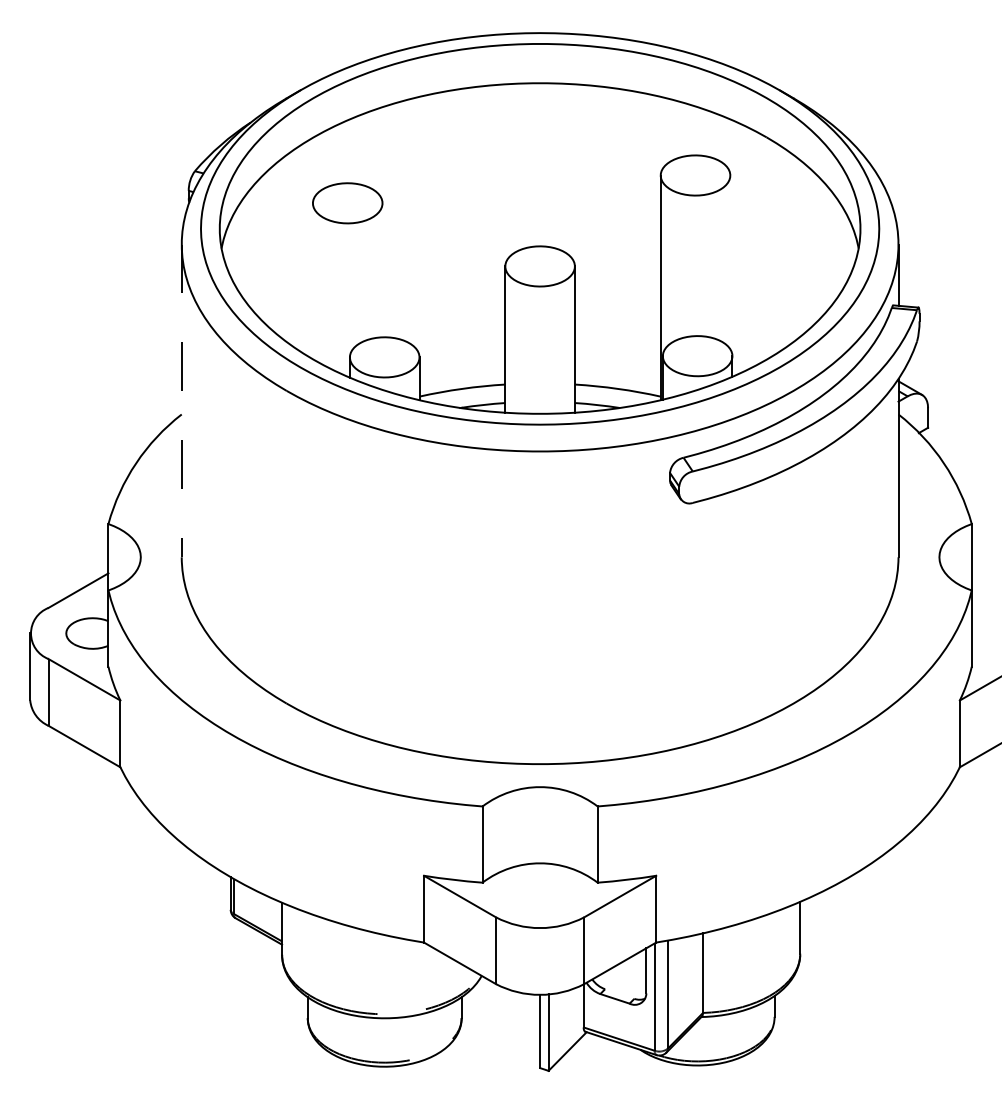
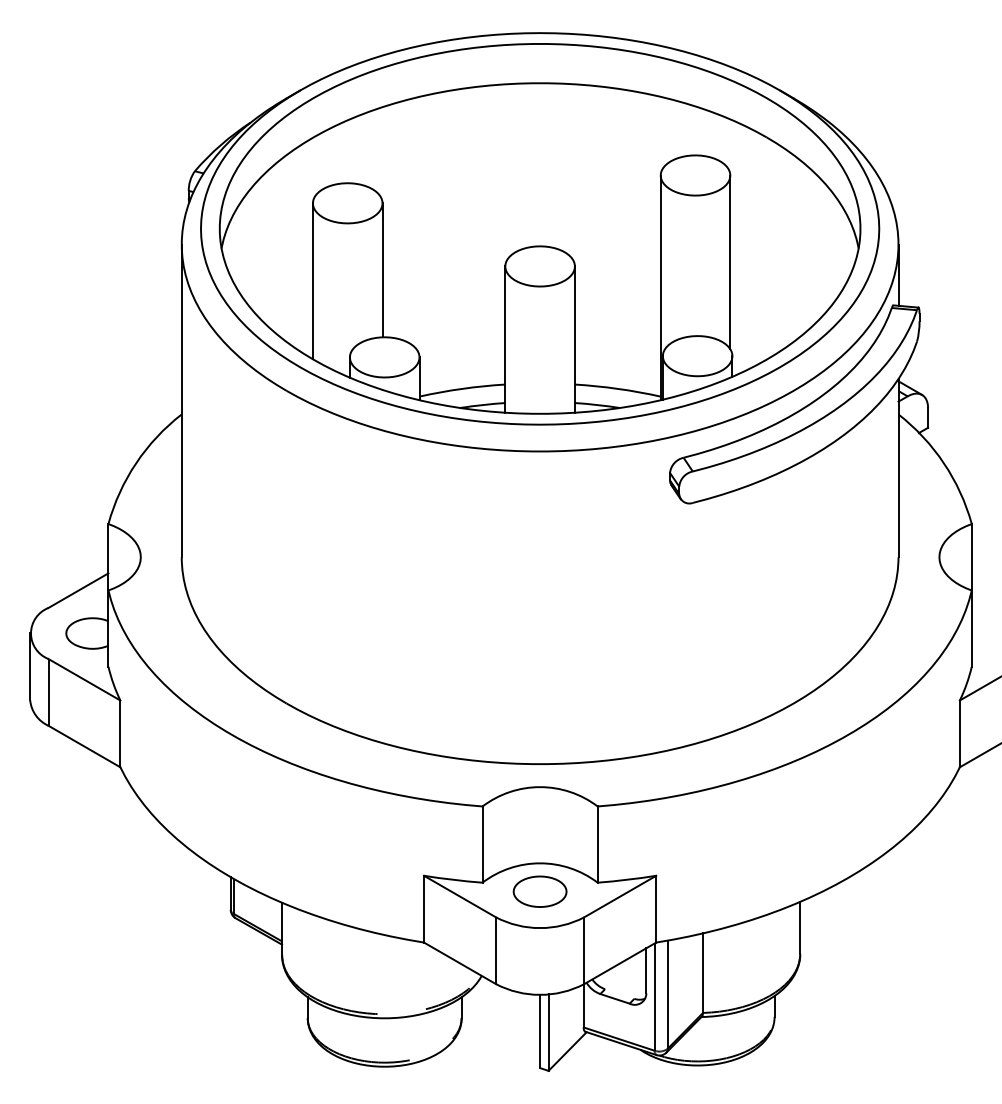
line: none -> present (730, 262)
line: none -> present (382, 270)
line: none -> present (312, 281)
line: dashed -> solid (181, 401)
part: none -> present (539, 891)
